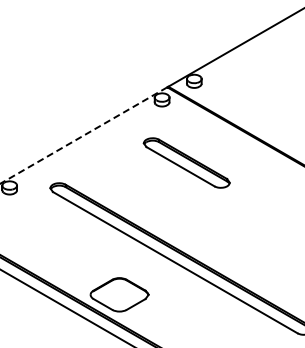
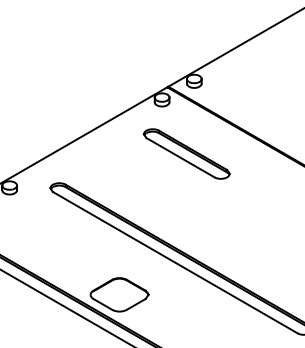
line: dashed -> solid (84, 135)
part position: (186, 162) -> (186, 153) (186, 153)
